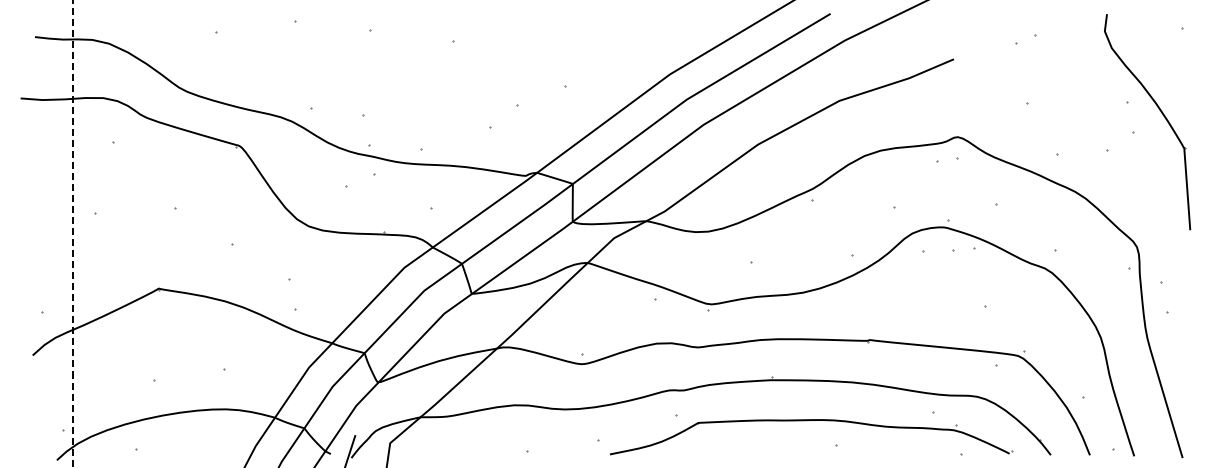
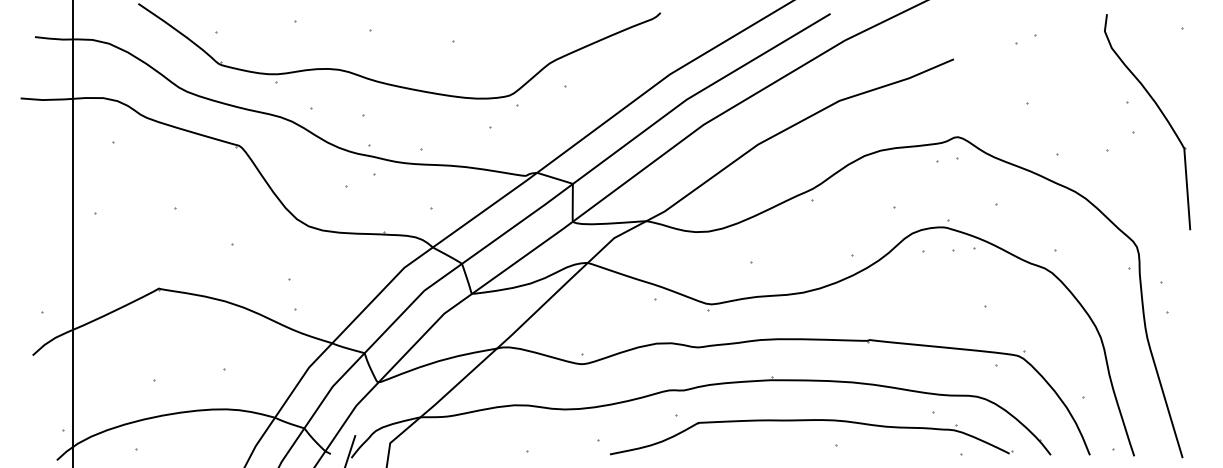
part: none -> present (390, 83)
line: dashed -> solid (72, 233)
